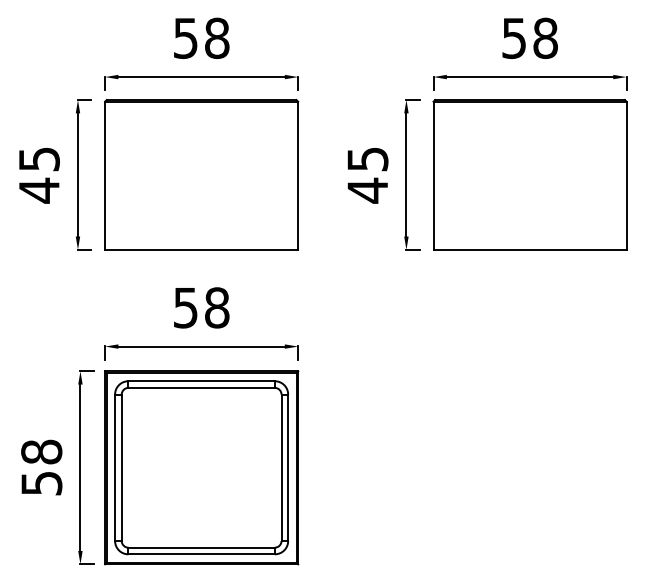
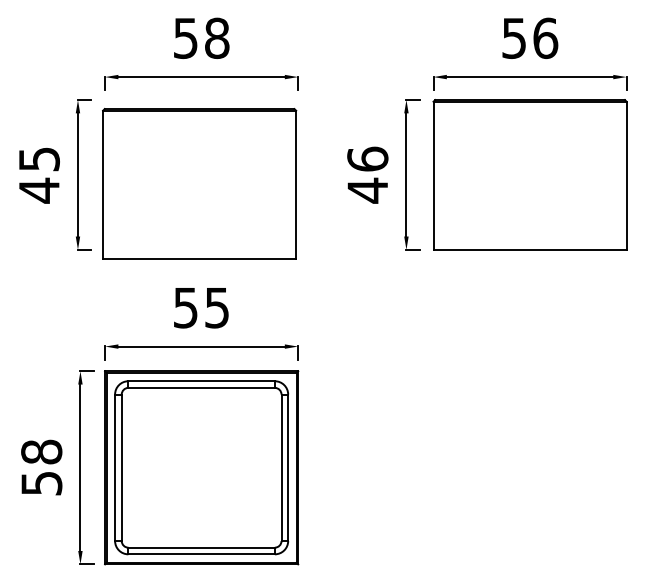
text: 58 -> 56 (545, 37)
text: 45 -> 46 (367, 158)
part position: (201, 174) -> (199, 183) (199, 183)
text: 58 -> 55 (217, 307)
